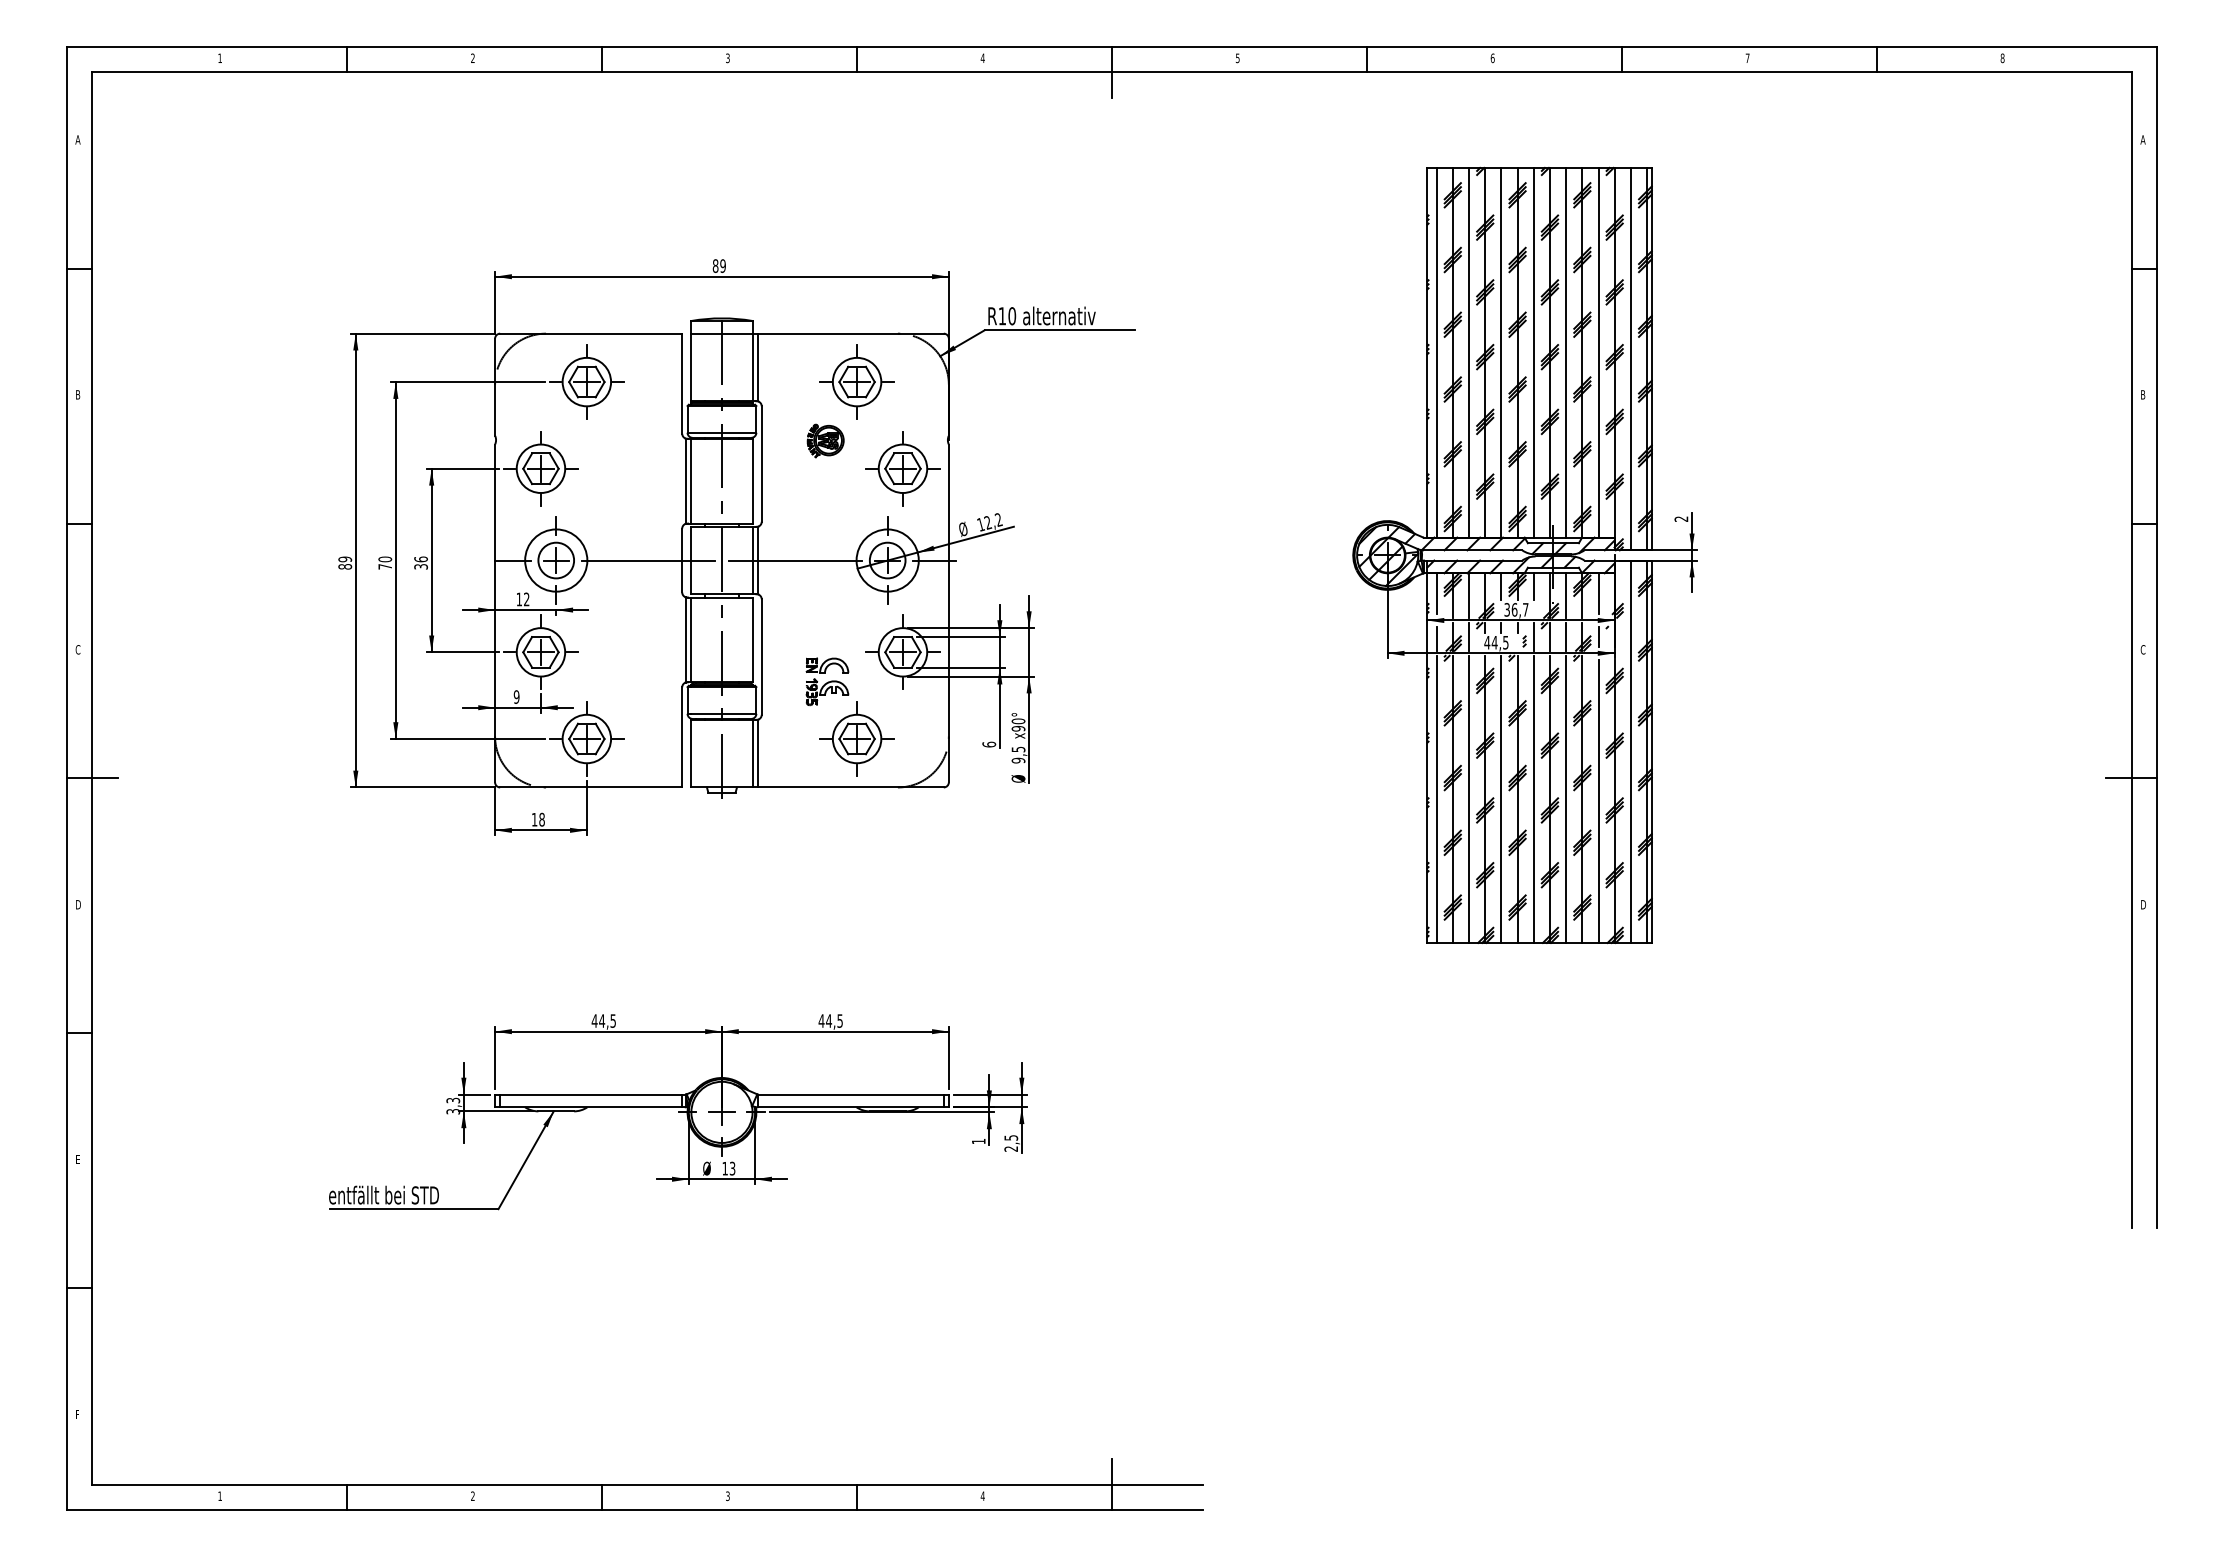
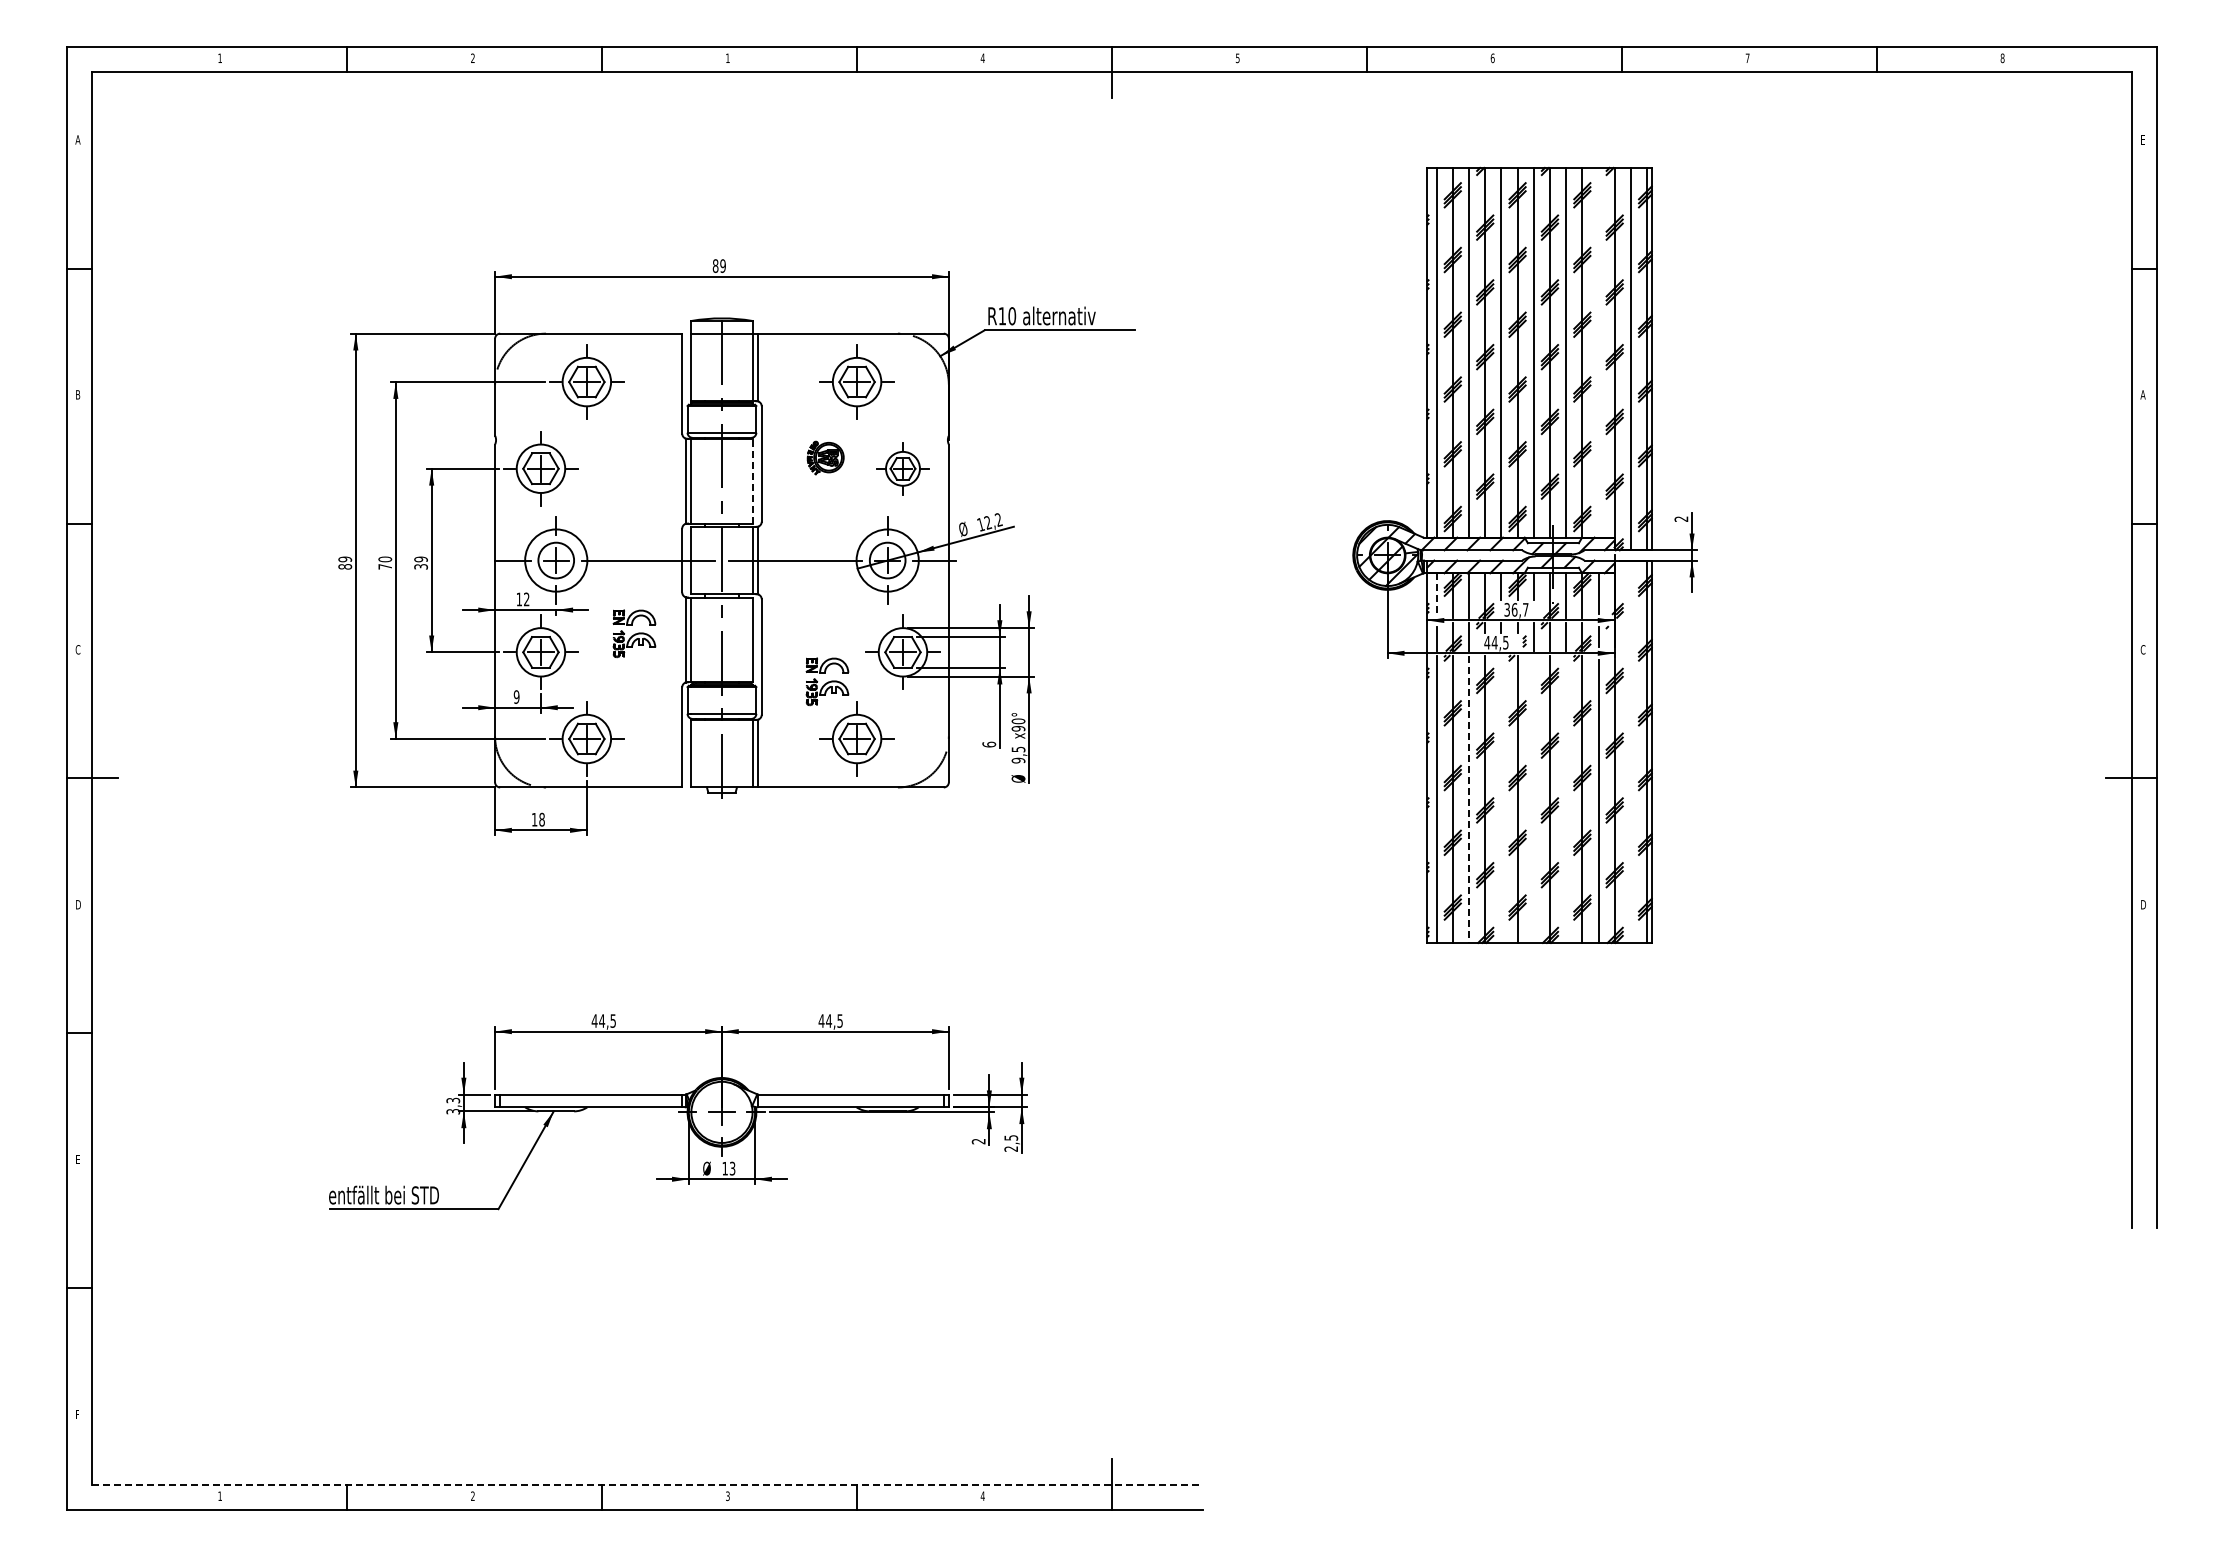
text: 3 -> 1 (727, 58)
text: A -> E (2142, 139)
line: present -> none (1598, 352)
text: B -> A (2142, 394)
part position: (825, 440) -> (825, 457) (825, 457)
part size: 76x76 px -> 54x54 px (902, 468)
line: solid -> dashed (752, 480)
text: 36 -> 39 (420, 559)
line: solid -> dashed (1436, 594)
part: none -> present (634, 633)
line: present -> none (1630, 751)
line: present -> none (1501, 798)
line: present -> none (1533, 798)
line: present -> none (1566, 798)
line: solid -> dashed (1469, 799)
text: 1 -> 2 (978, 1141)
line: solid -> dashed (647, 1484)
